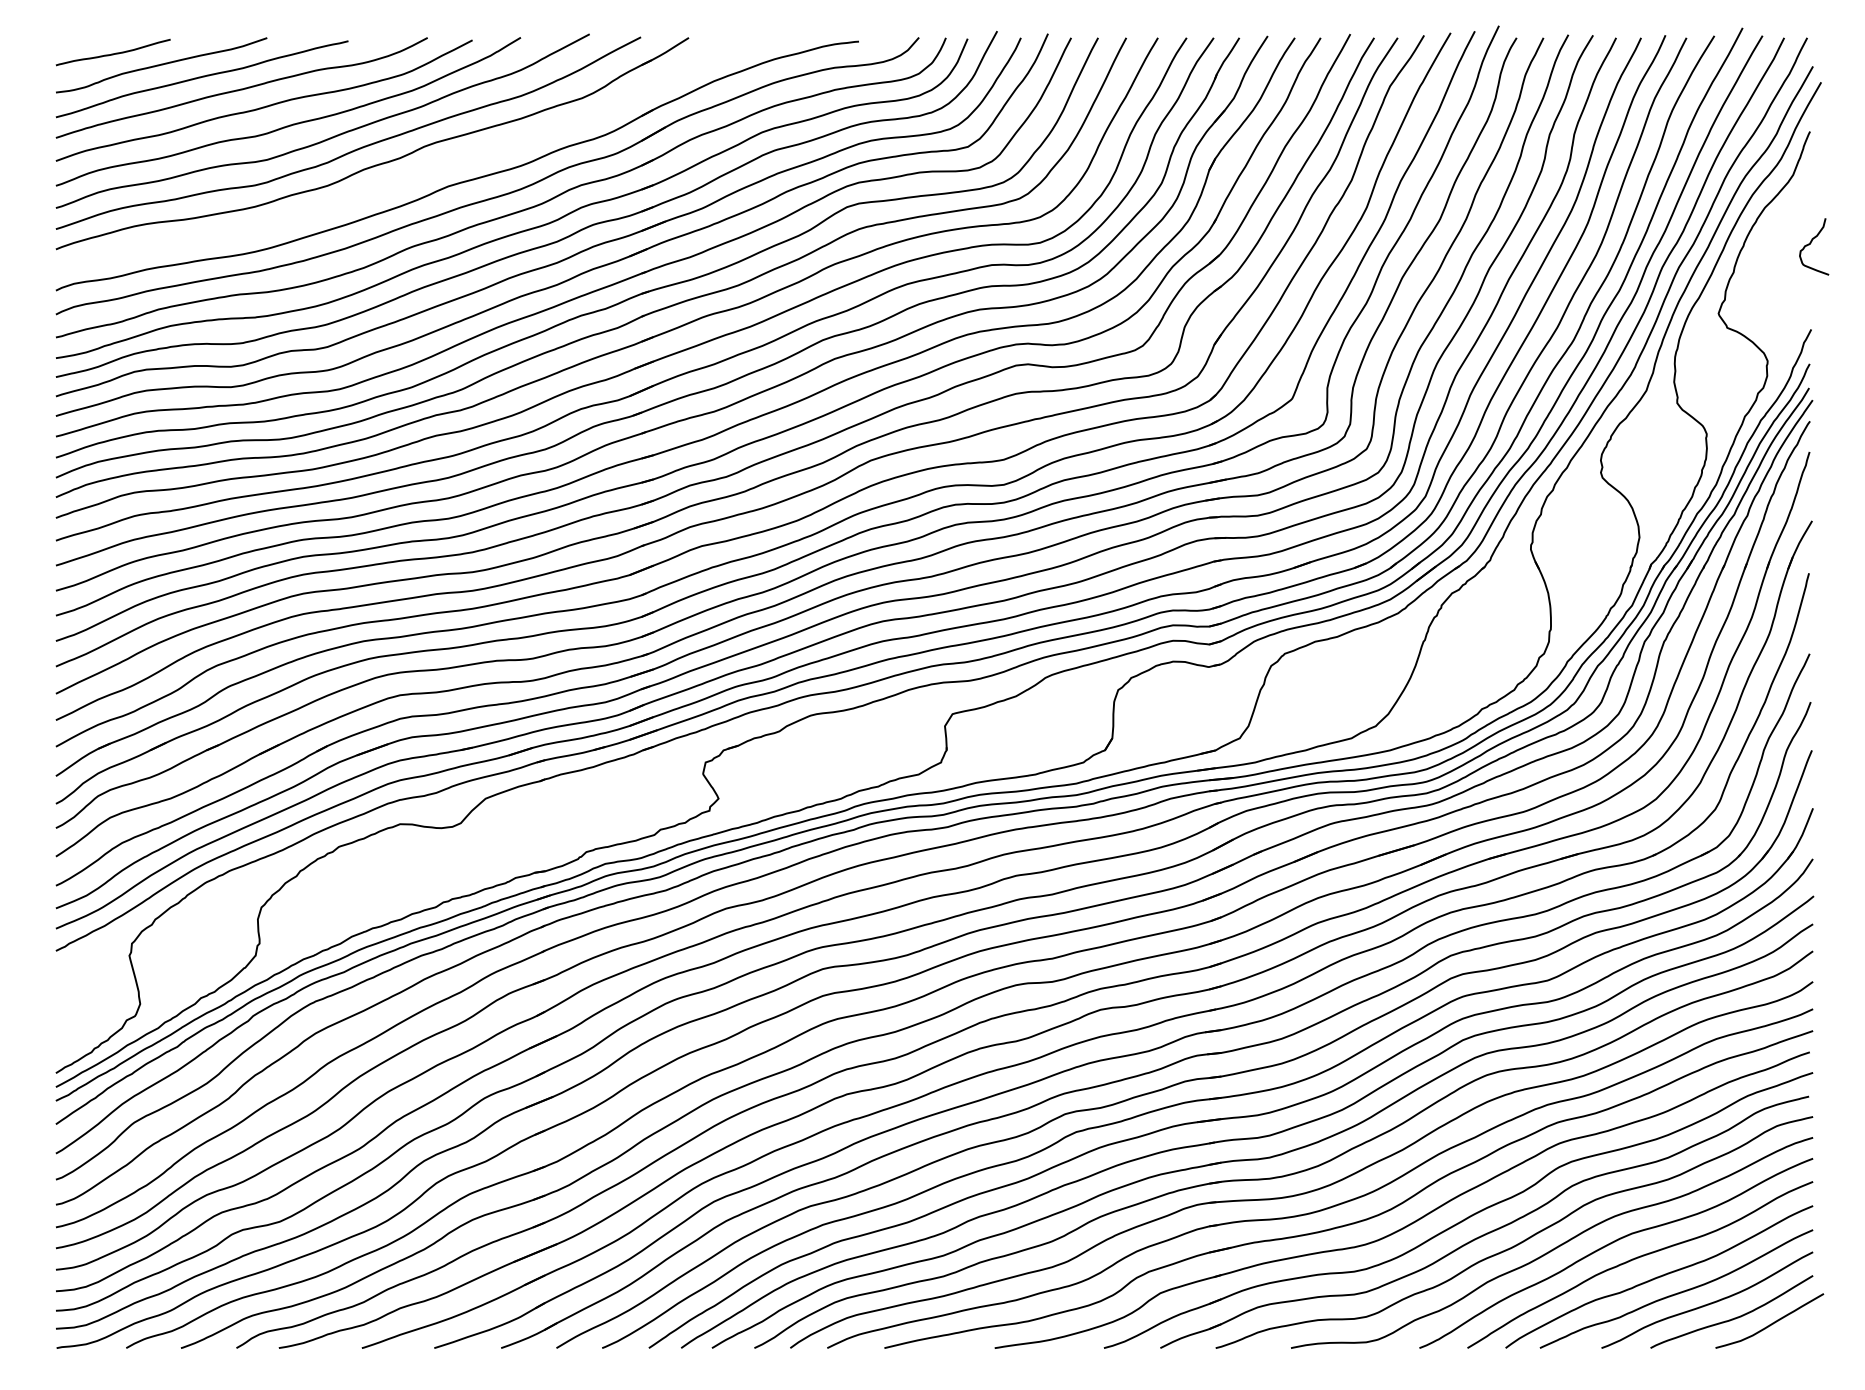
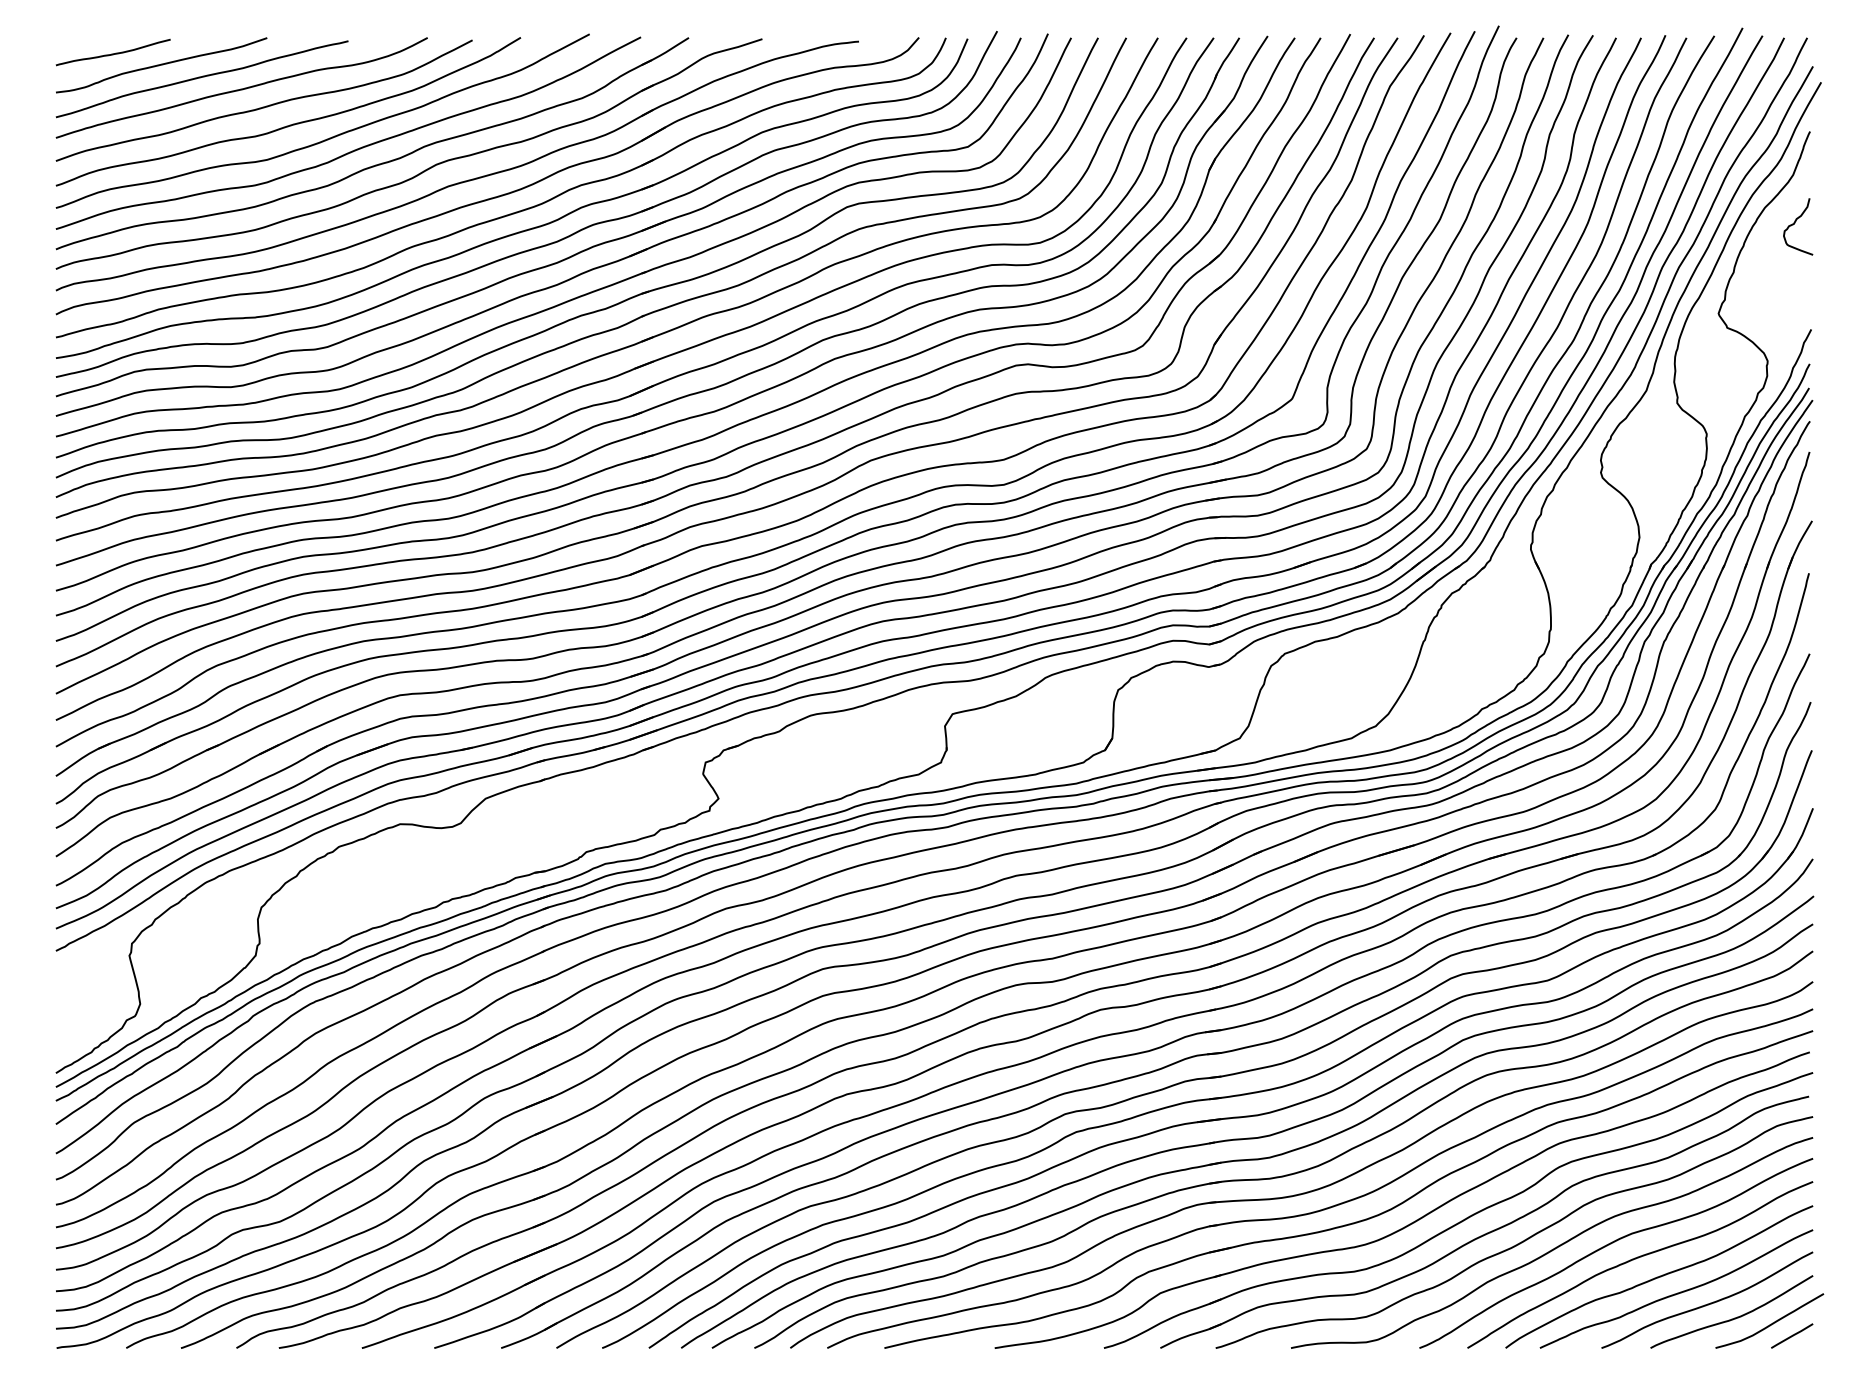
part: none -> present (421, 171)
curve position: (1811, 243) -> (1795, 223) (1795, 223)
line: none -> present (1792, 1335)
